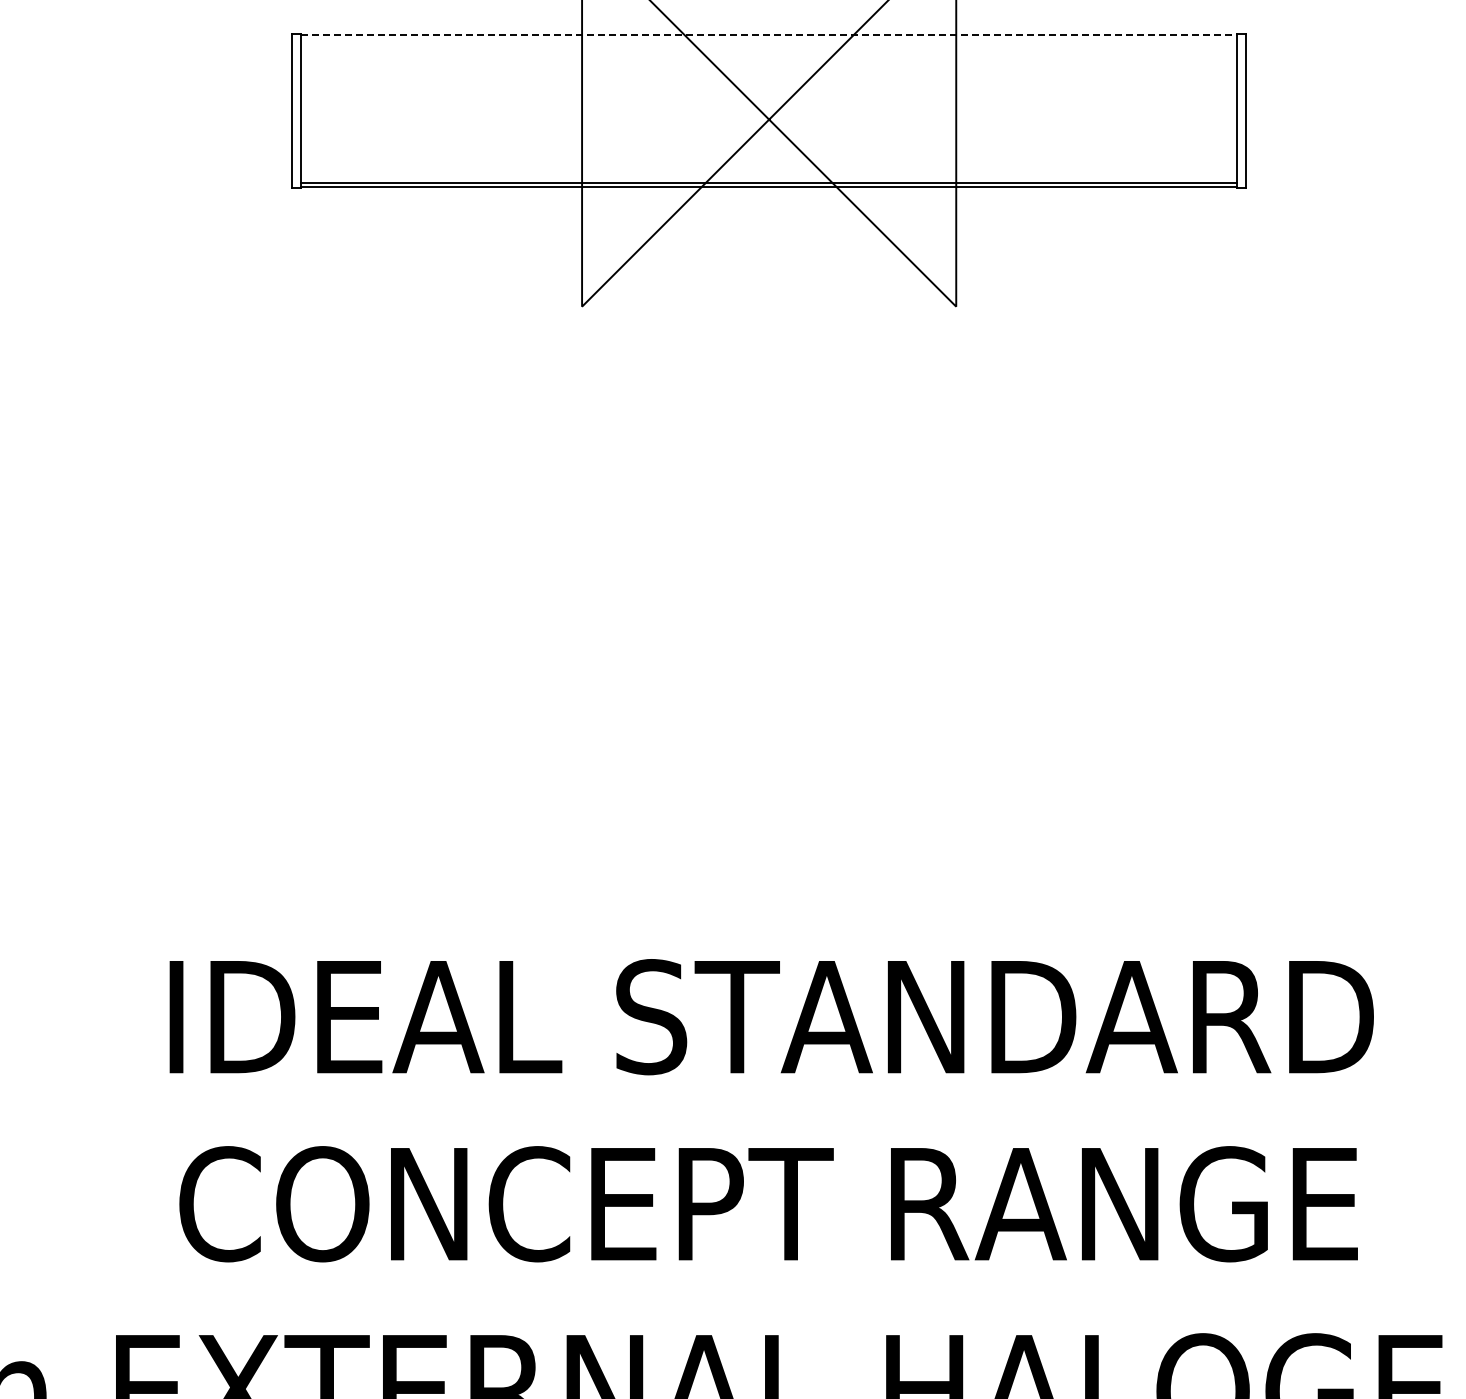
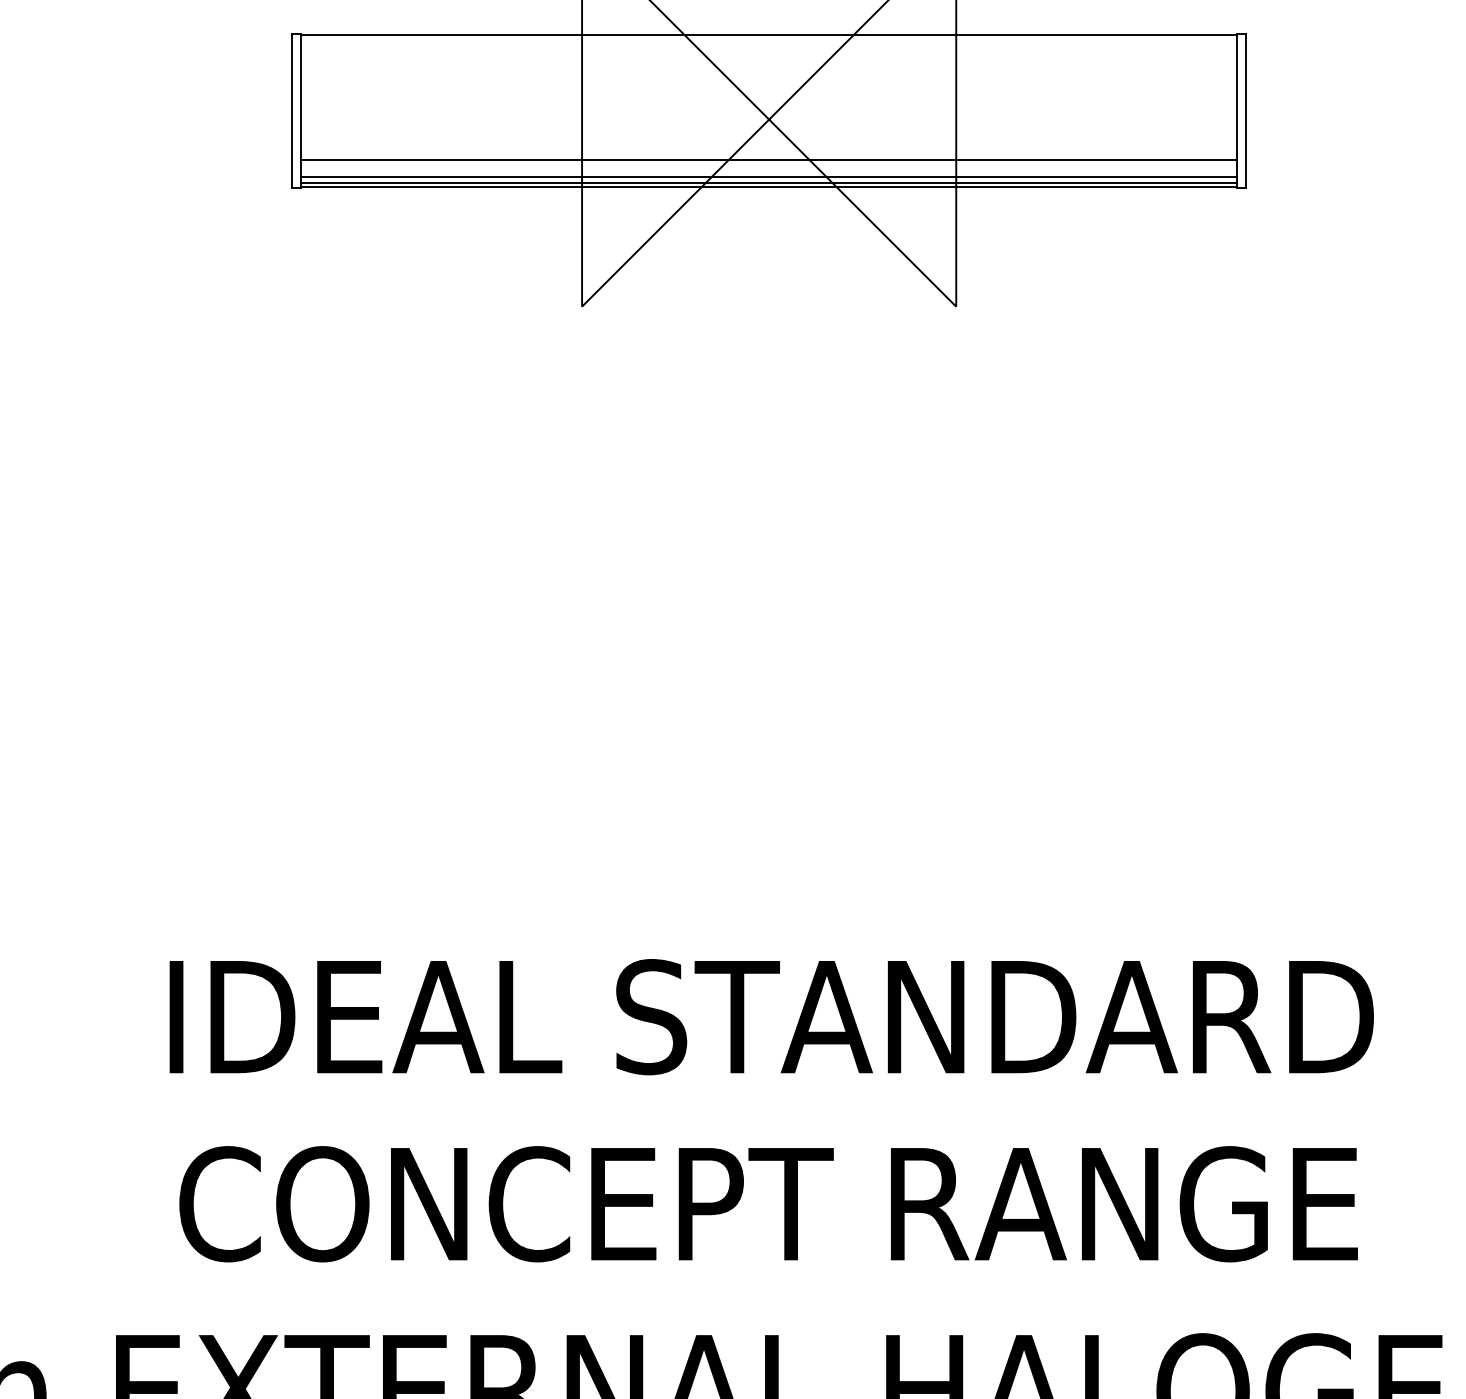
line: dashed -> solid (769, 34)
line: none -> present (768, 160)
line: none -> present (768, 176)
